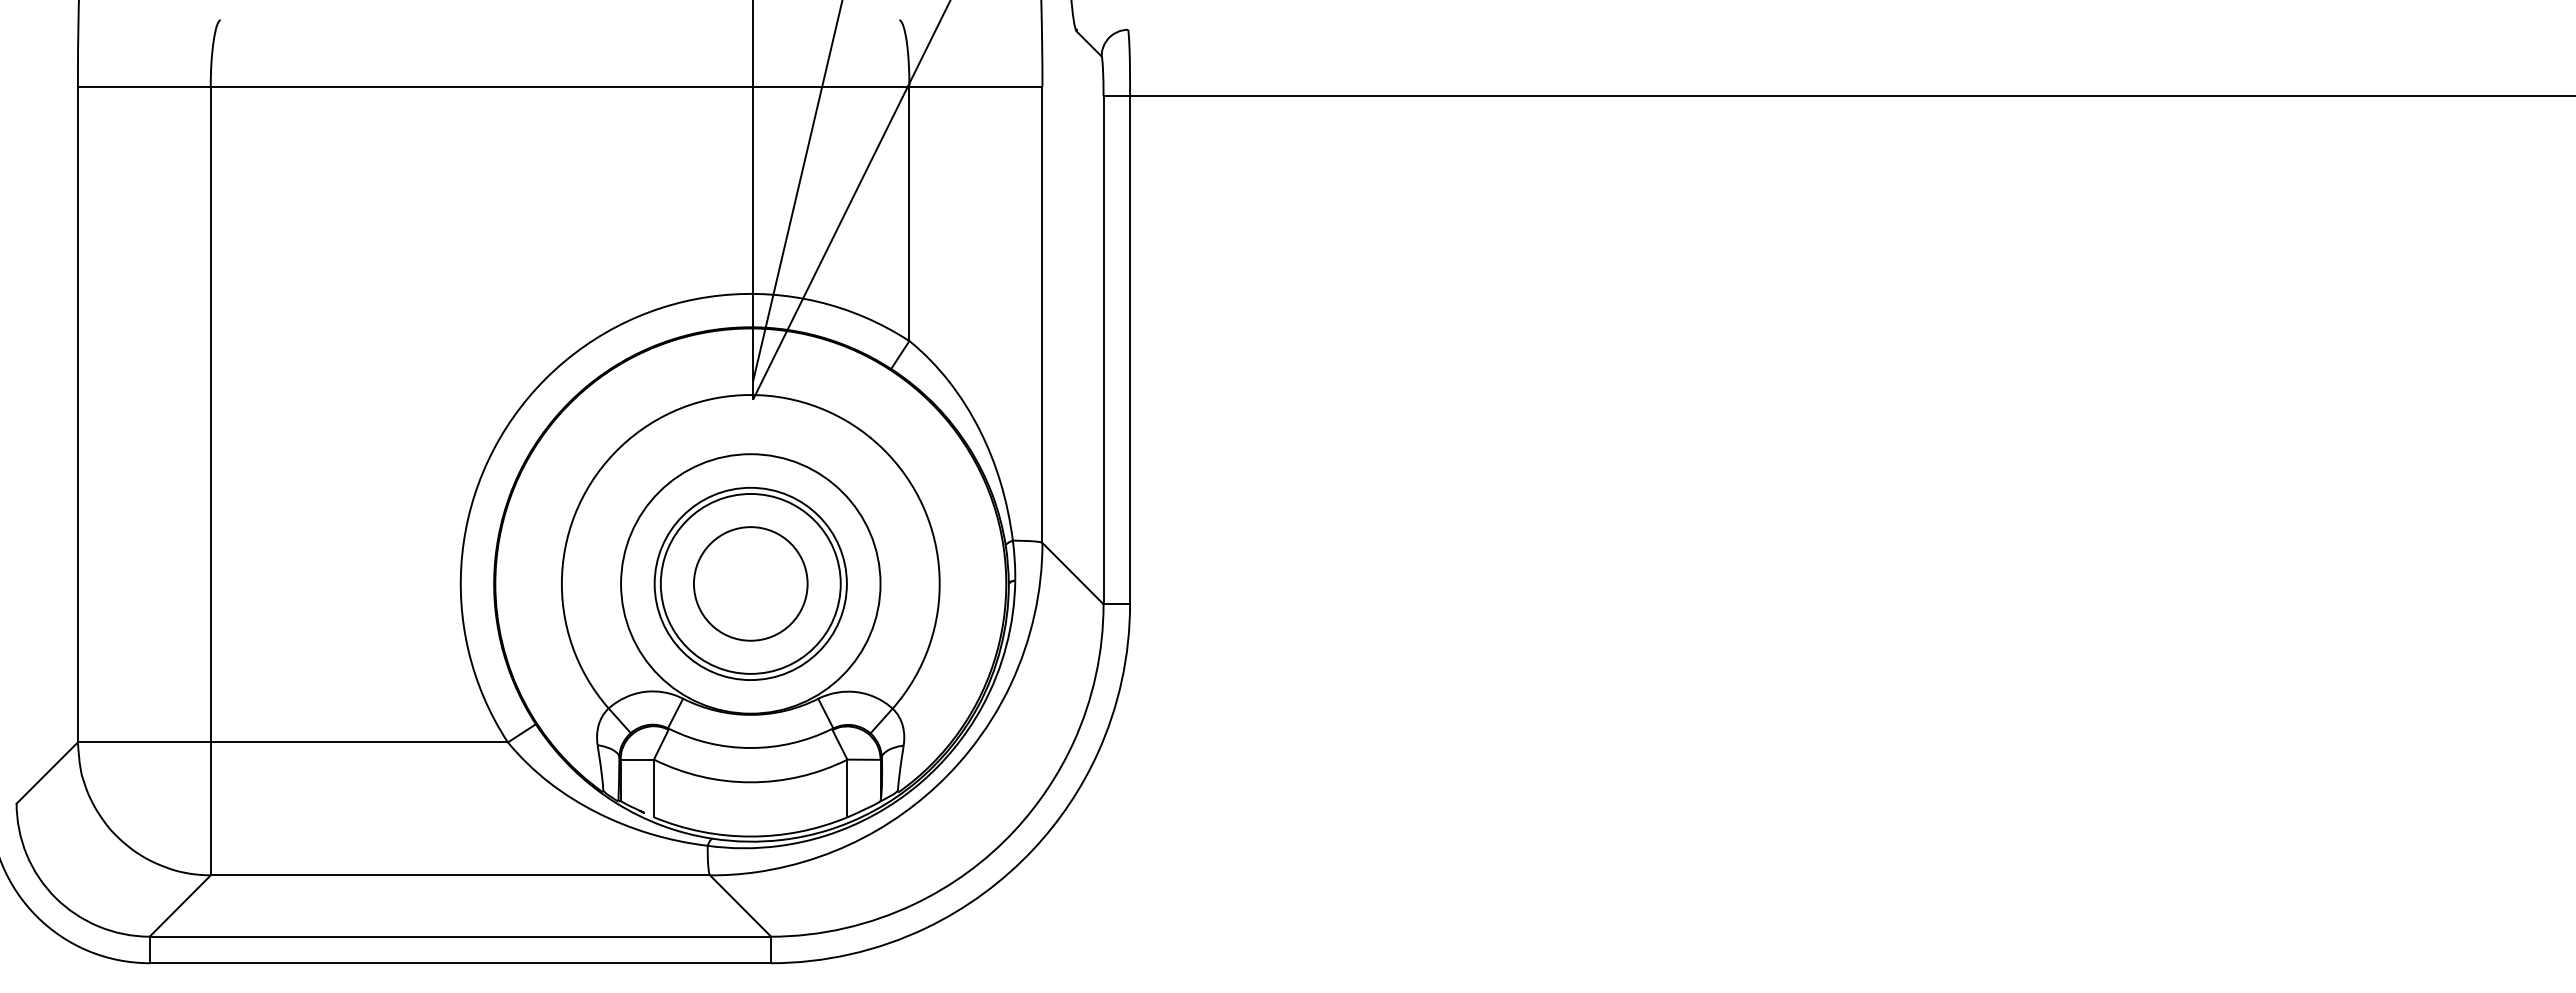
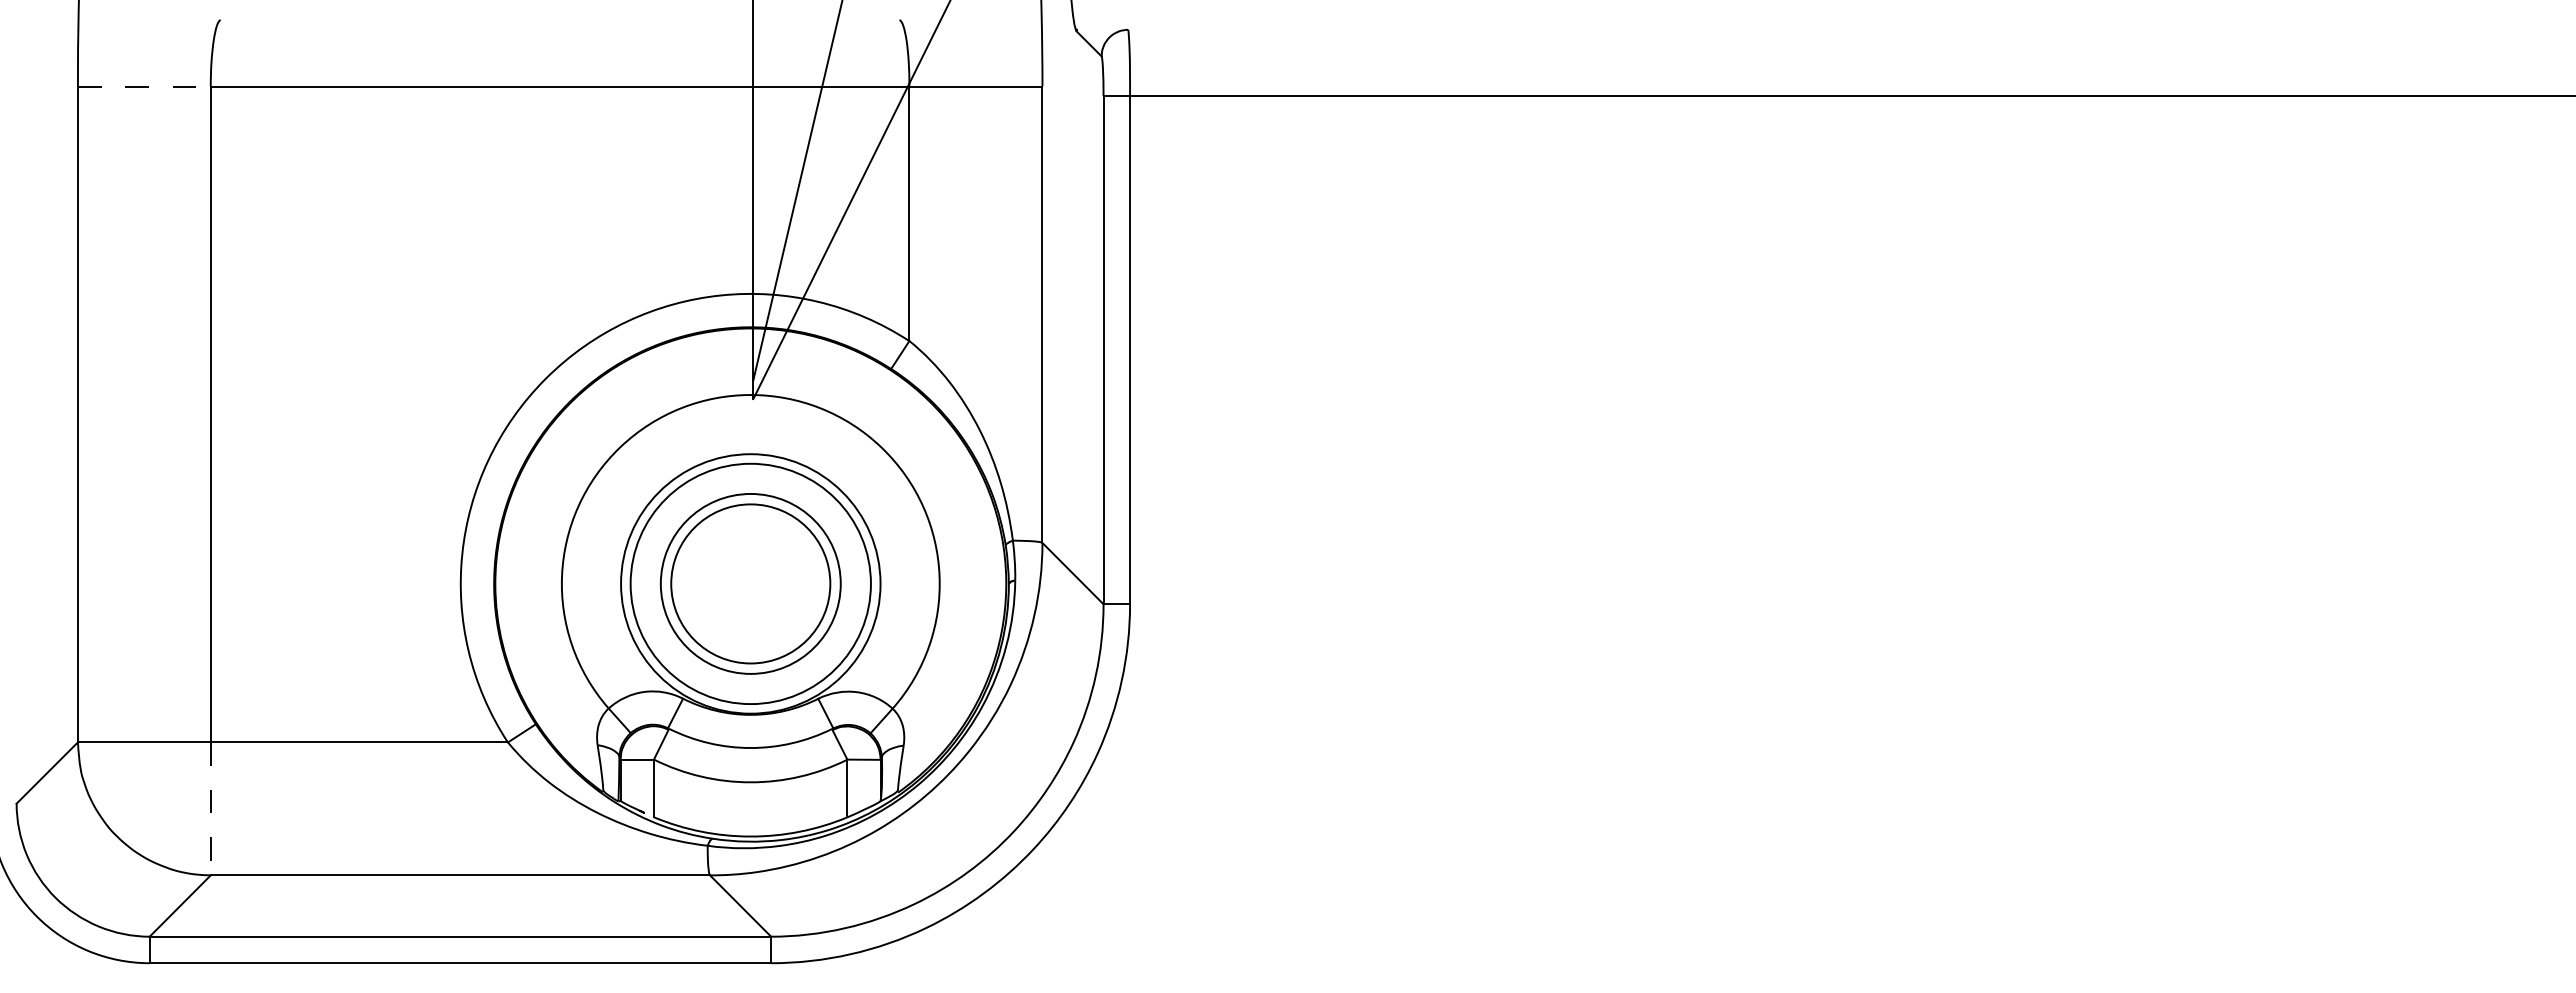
line: solid -> dashed (144, 86)
circle diameter: 114 px -> 159 px (750, 583)
circle diameter: 192 px -> 240 px (750, 583)
line: solid -> dashed (210, 808)
